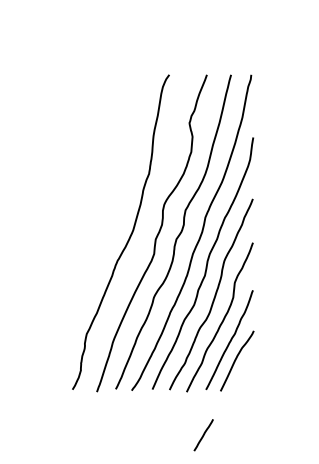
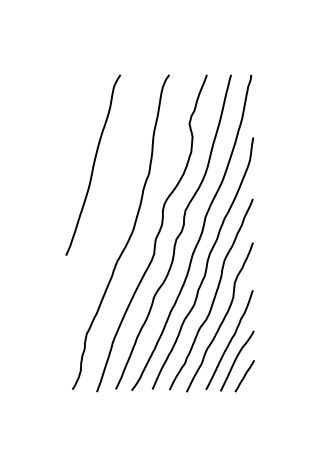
curve: none -> present (93, 164)
line position: (203, 435) -> (244, 376) (244, 376)
